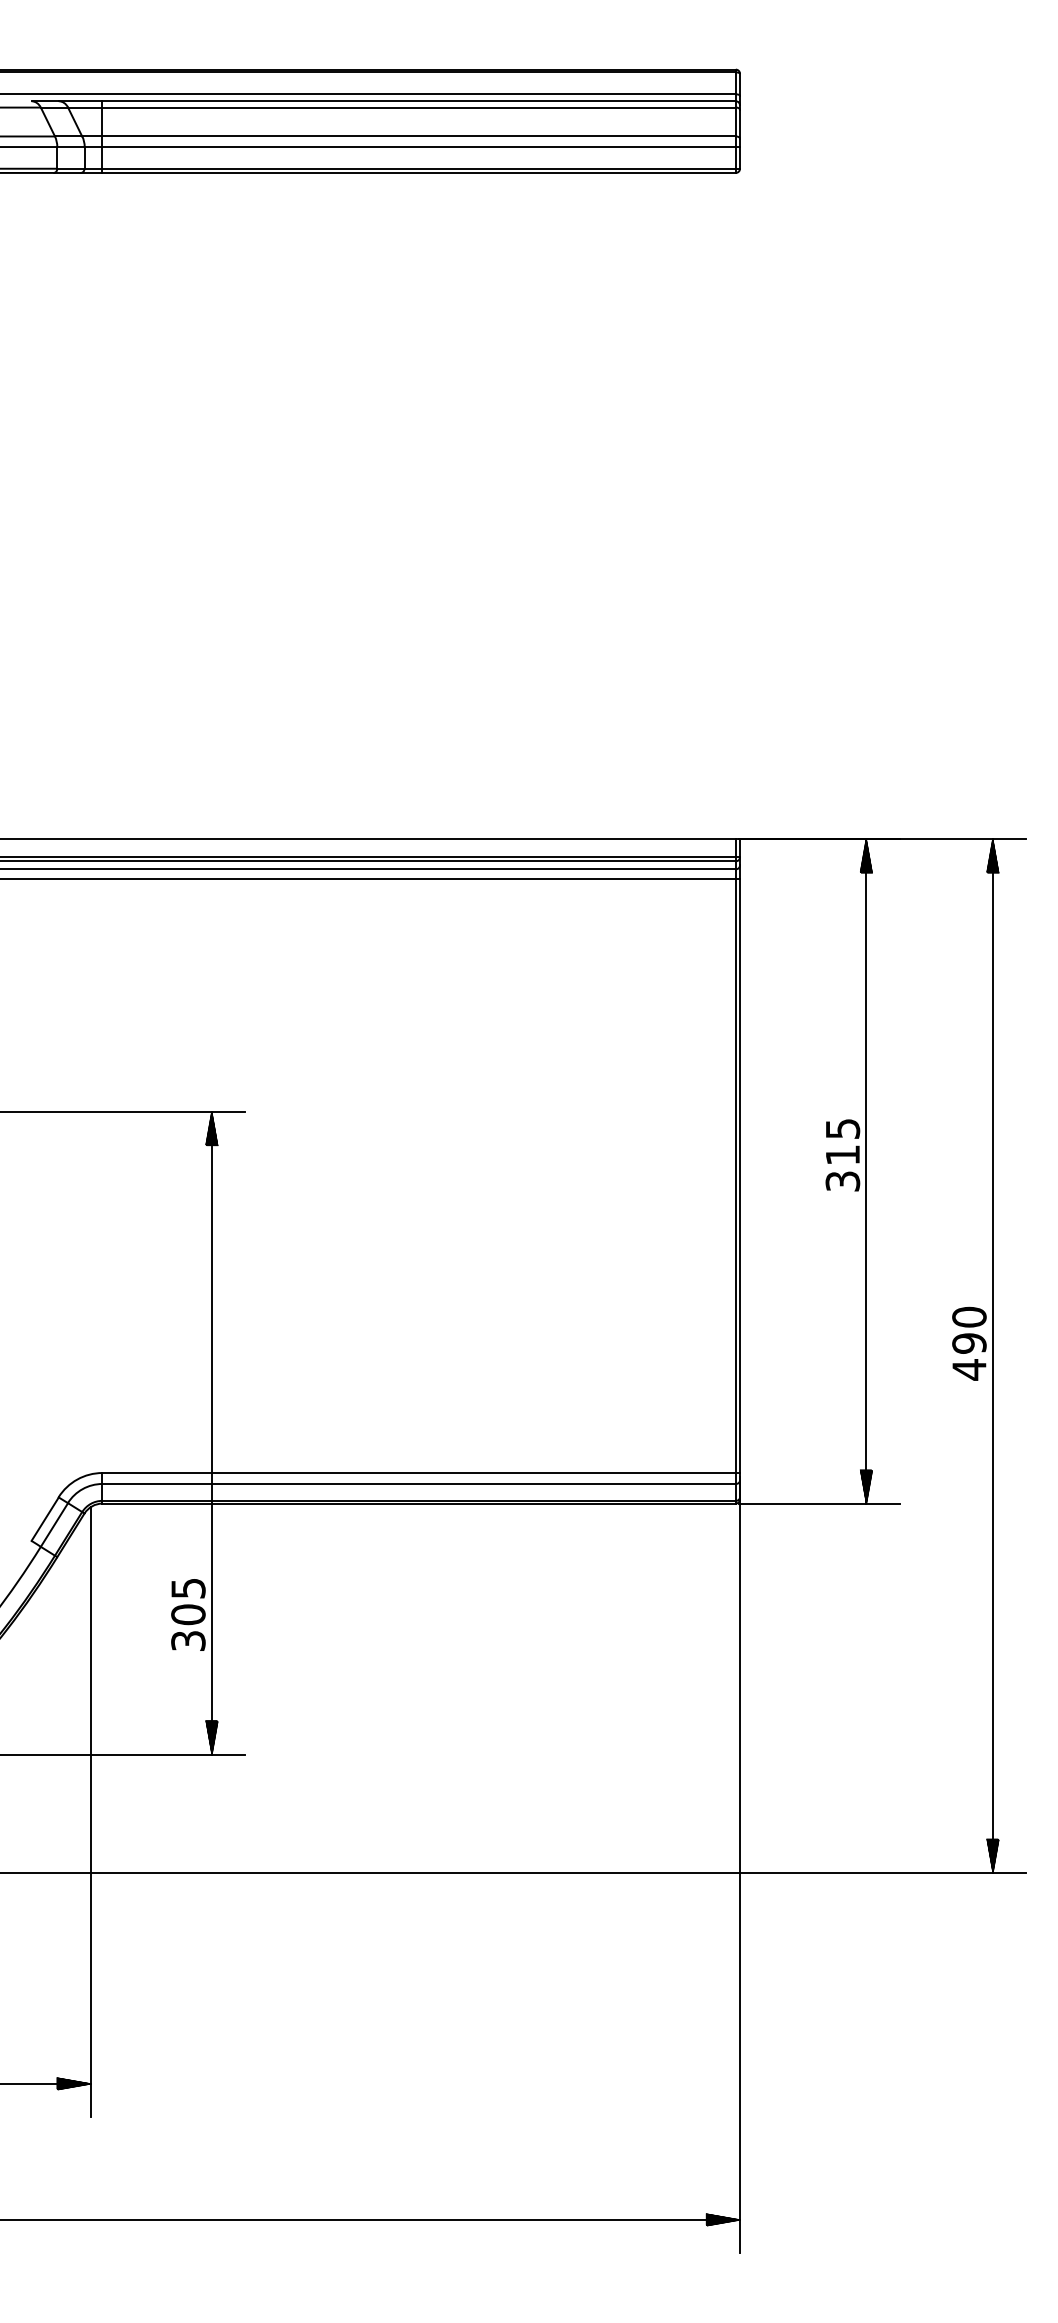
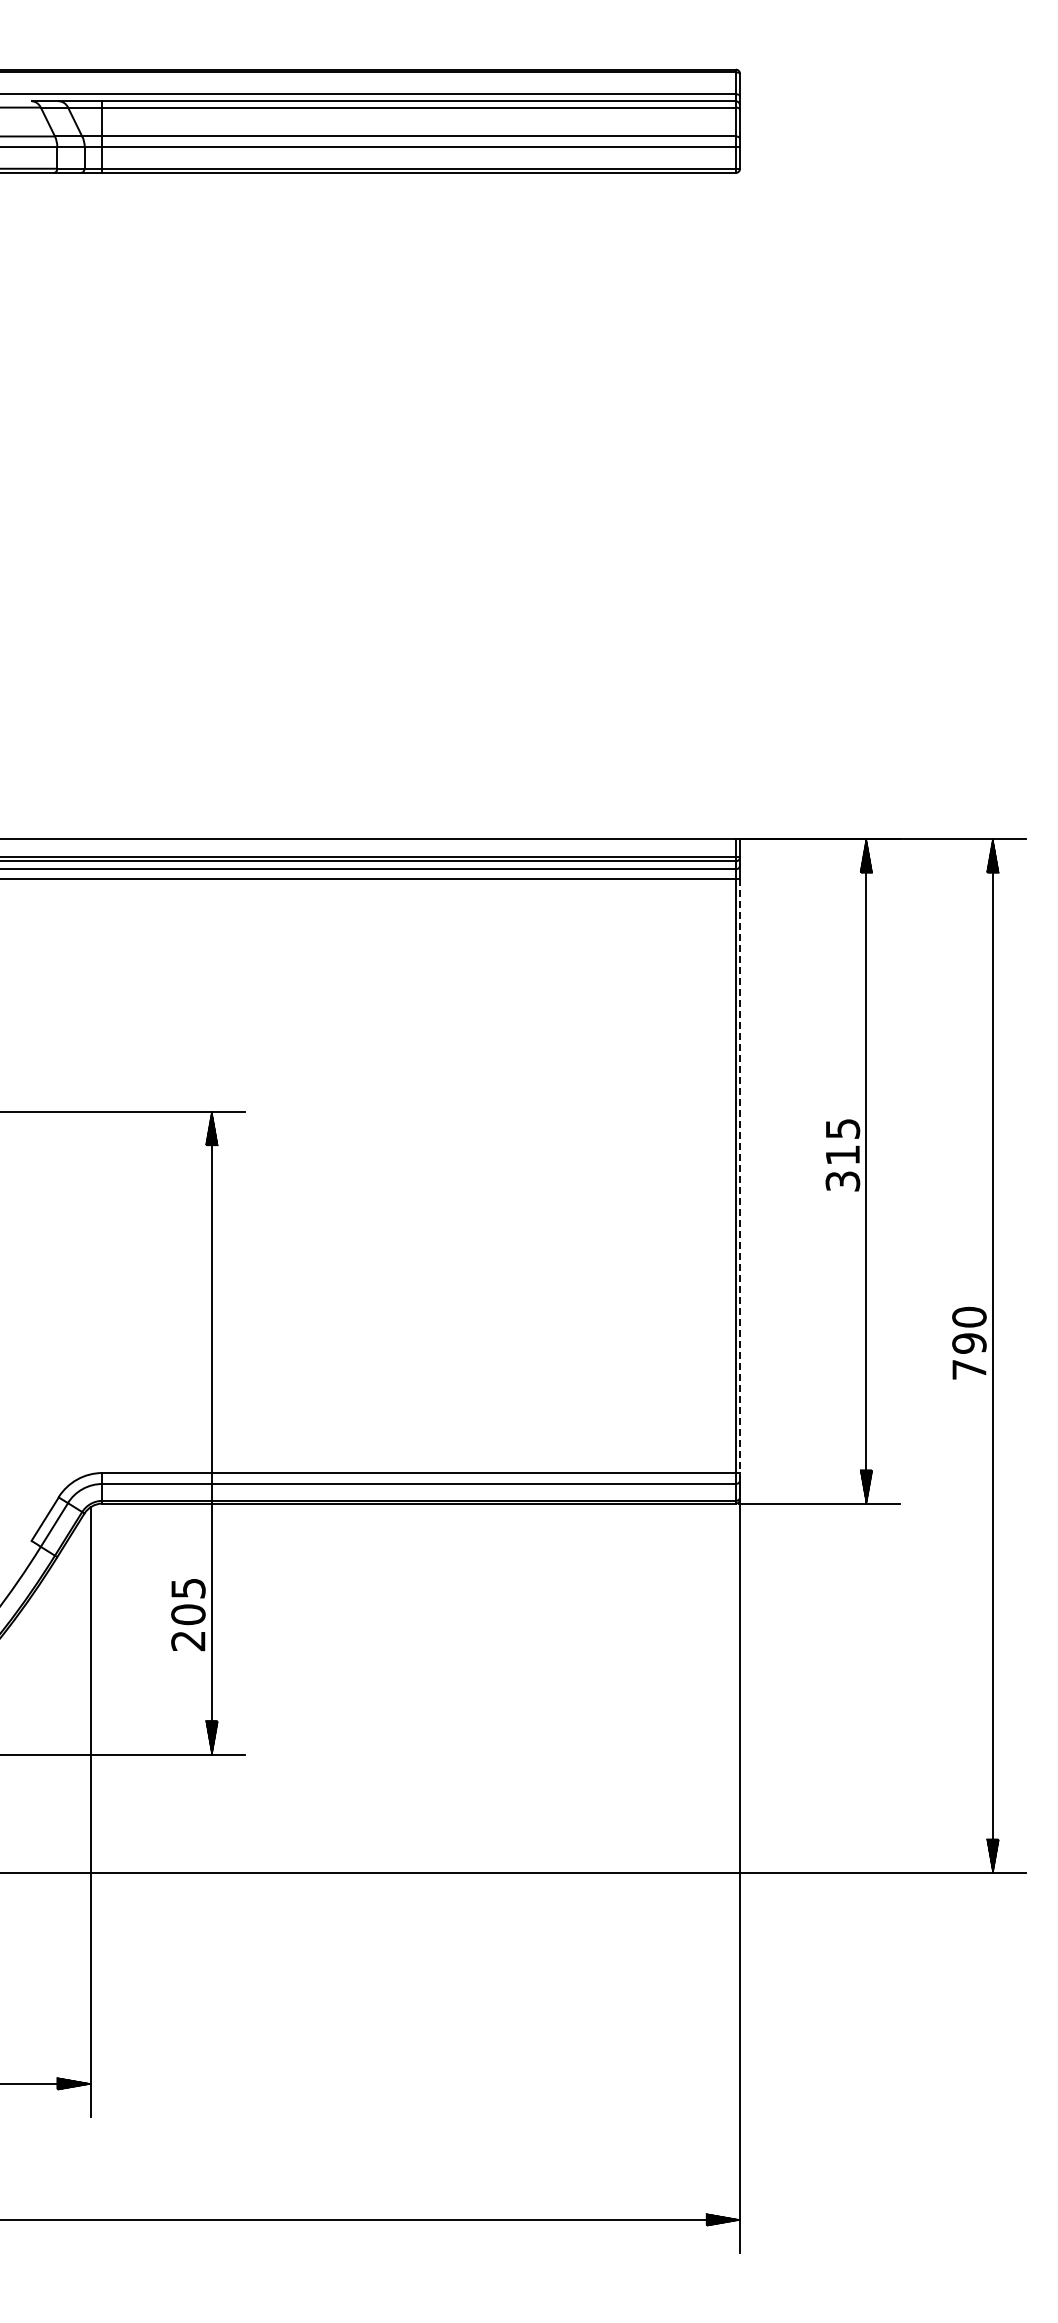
line: solid -> dashed (740, 1176)
text: 490 -> 790 (969, 1369)
text: 305 -> 205 (188, 1641)
